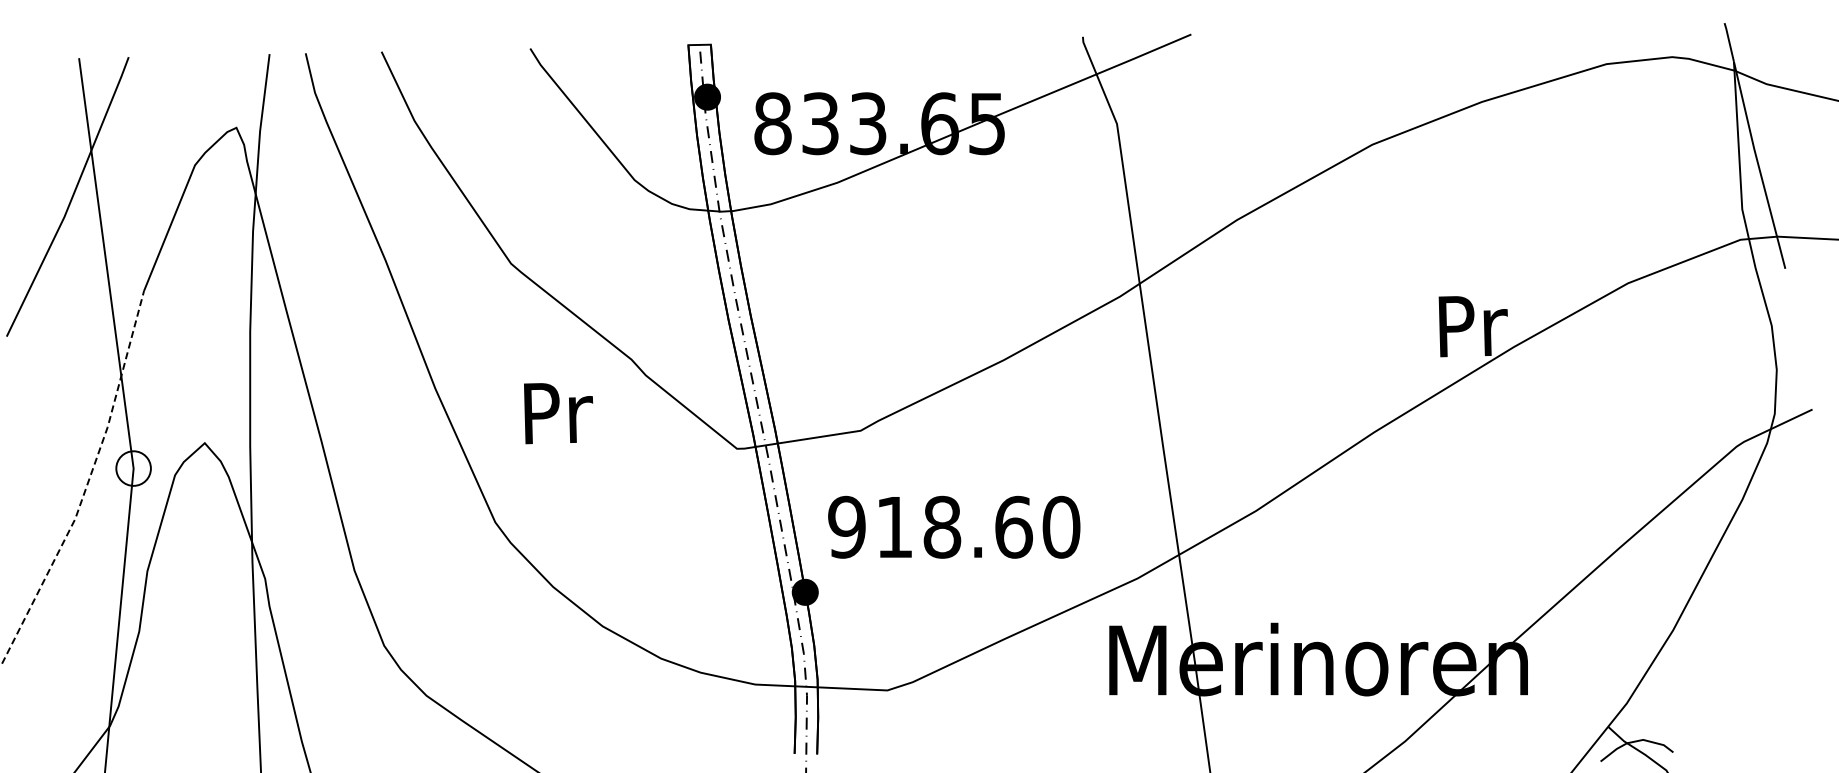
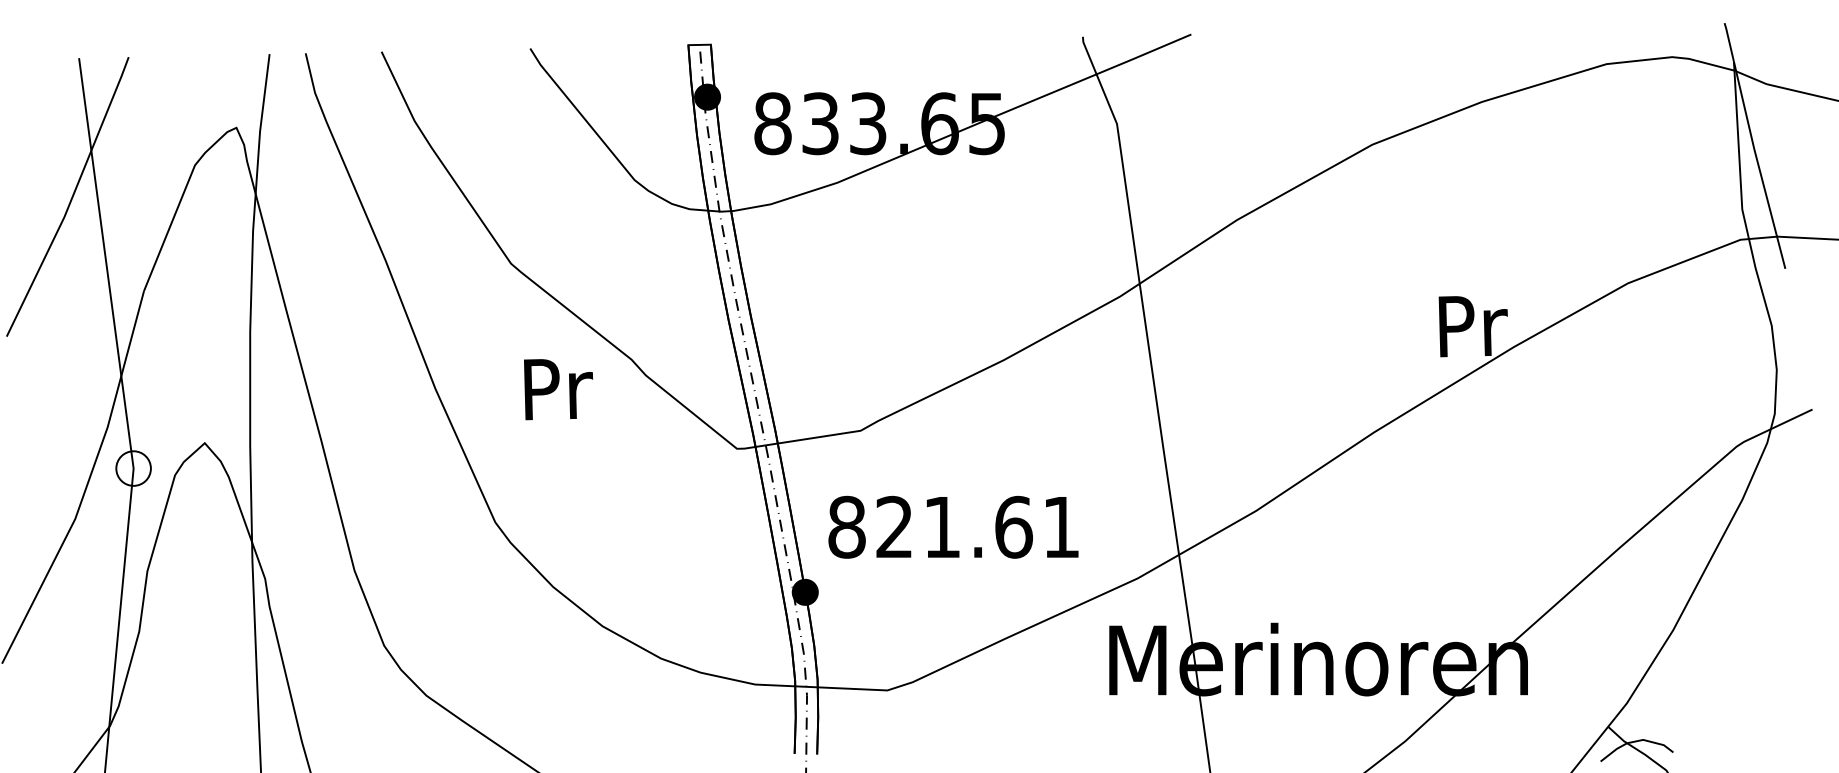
text position: (558, 413) -> (558, 389) (558, 389)
line: dashed -> solid (87, 483)
text: 918.60 -> 821.61 (954, 526)
